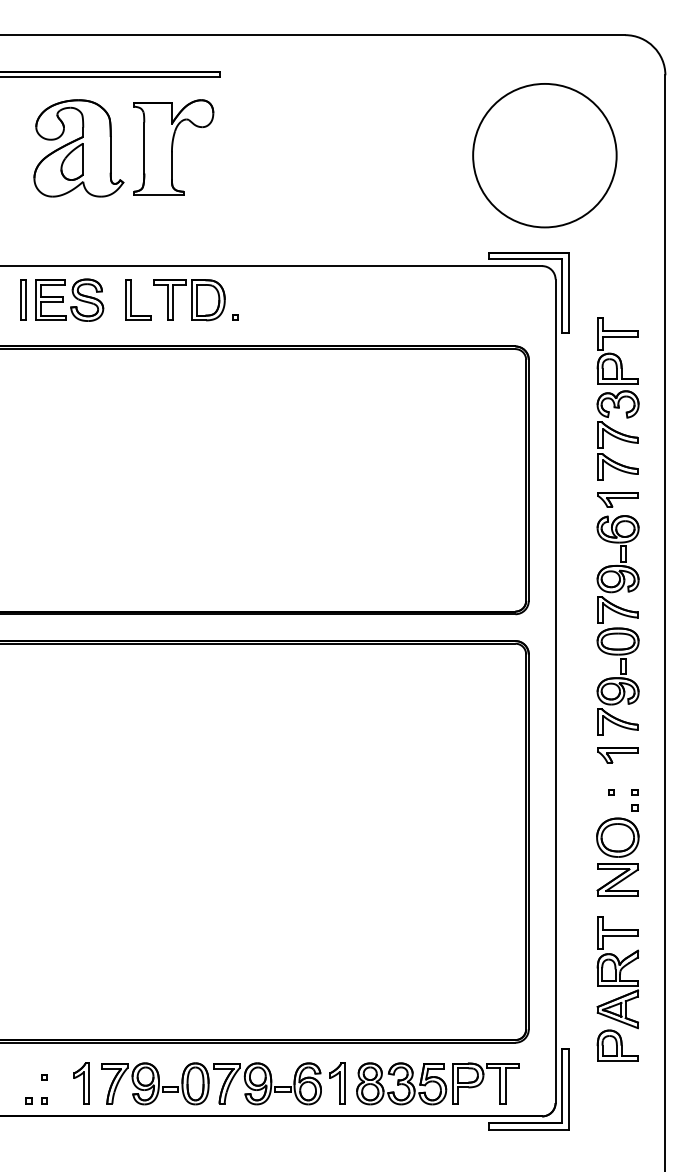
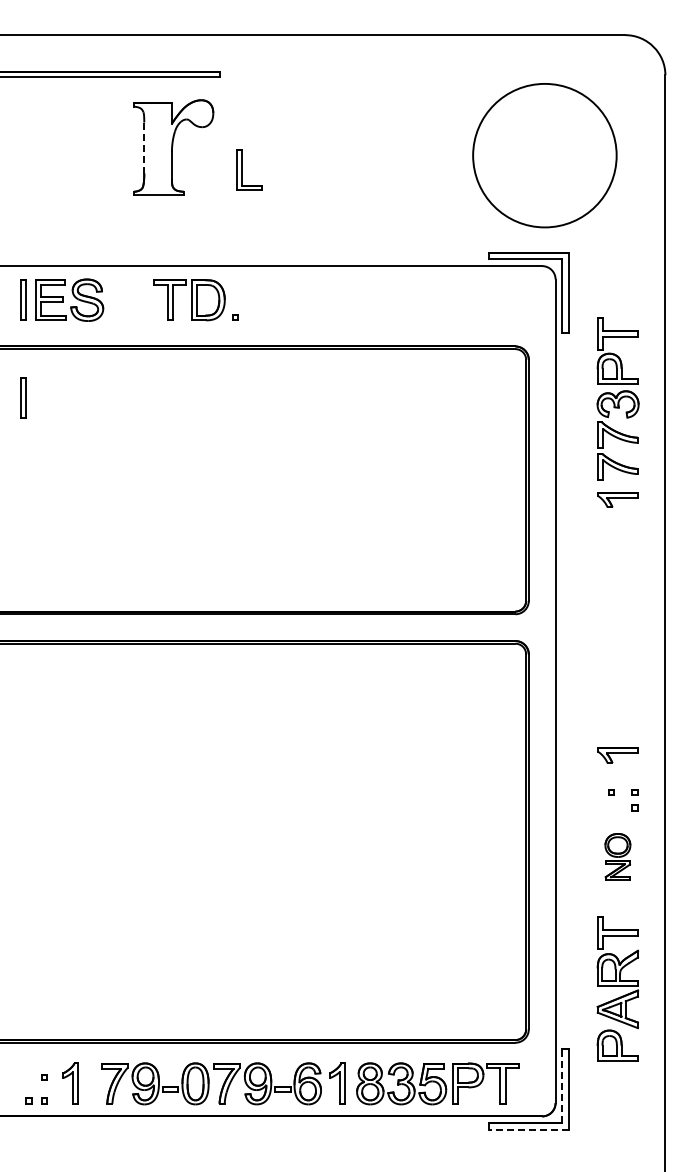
line: solid -> dashed (144, 147)
part: present -> none (78, 148)
part position: (131, 299) -> (242, 169) (242, 169)
part: none -> present (23, 397)
part: present -> none (617, 625)
part size: 44x80 px -> 28x48 px (617, 856)
part position: (81, 1083) -> (70, 1083) (70, 1083)
line: solid -> dashed (562, 1086)
line: solid -> dashed (528, 1129)
